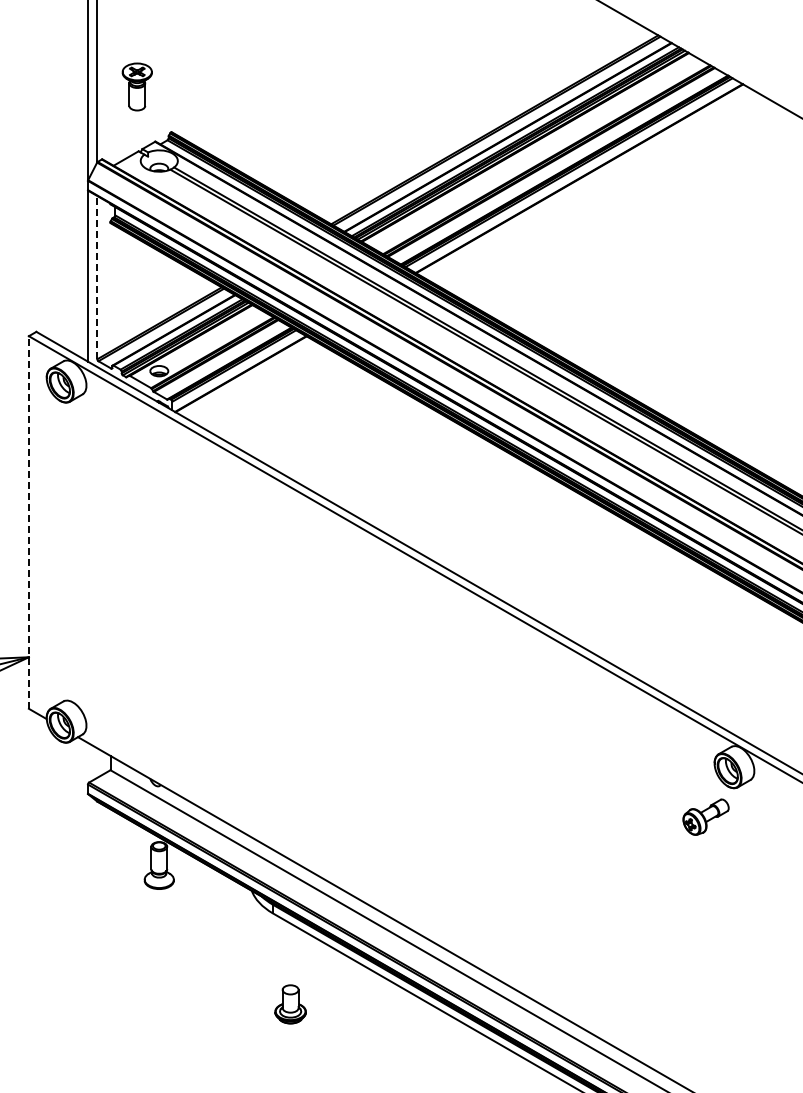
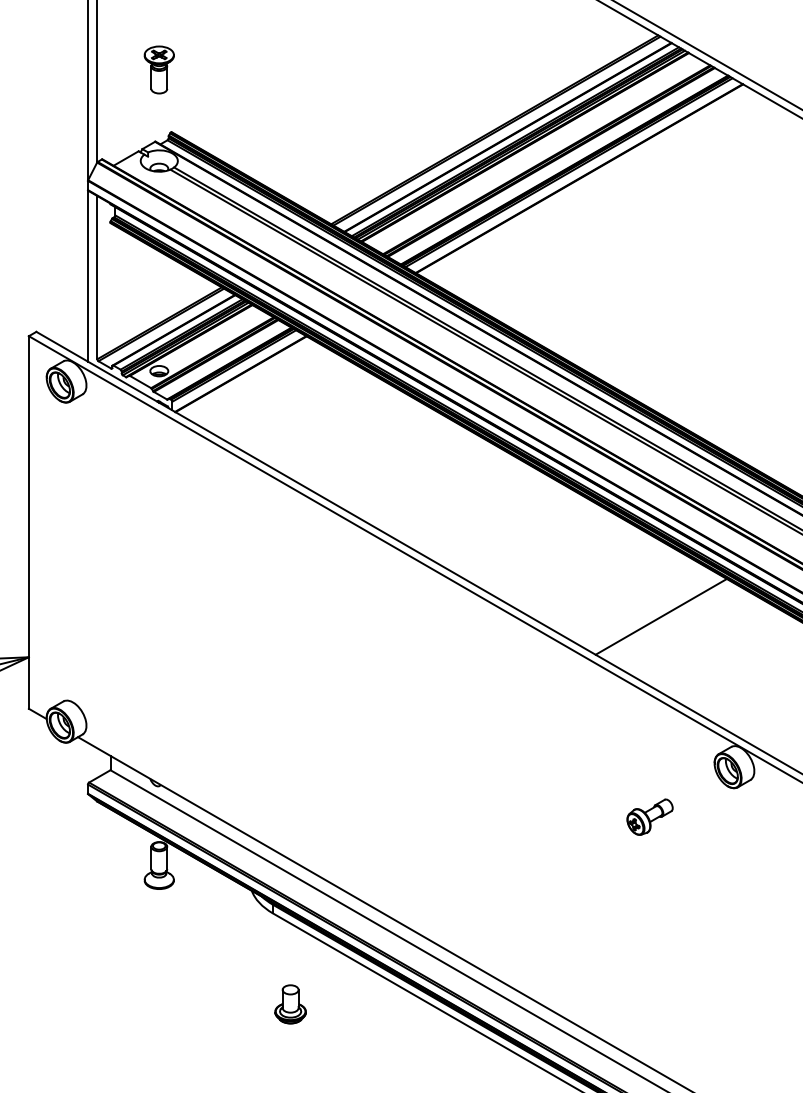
line: none -> present (707, 55)
part position: (136, 86) -> (158, 69) (158, 69)
line: dashed -> solid (97, 277)
line: dashed -> solid (28, 522)
line: none -> present (660, 616)
part position: (705, 816) -> (649, 816) (649, 816)
